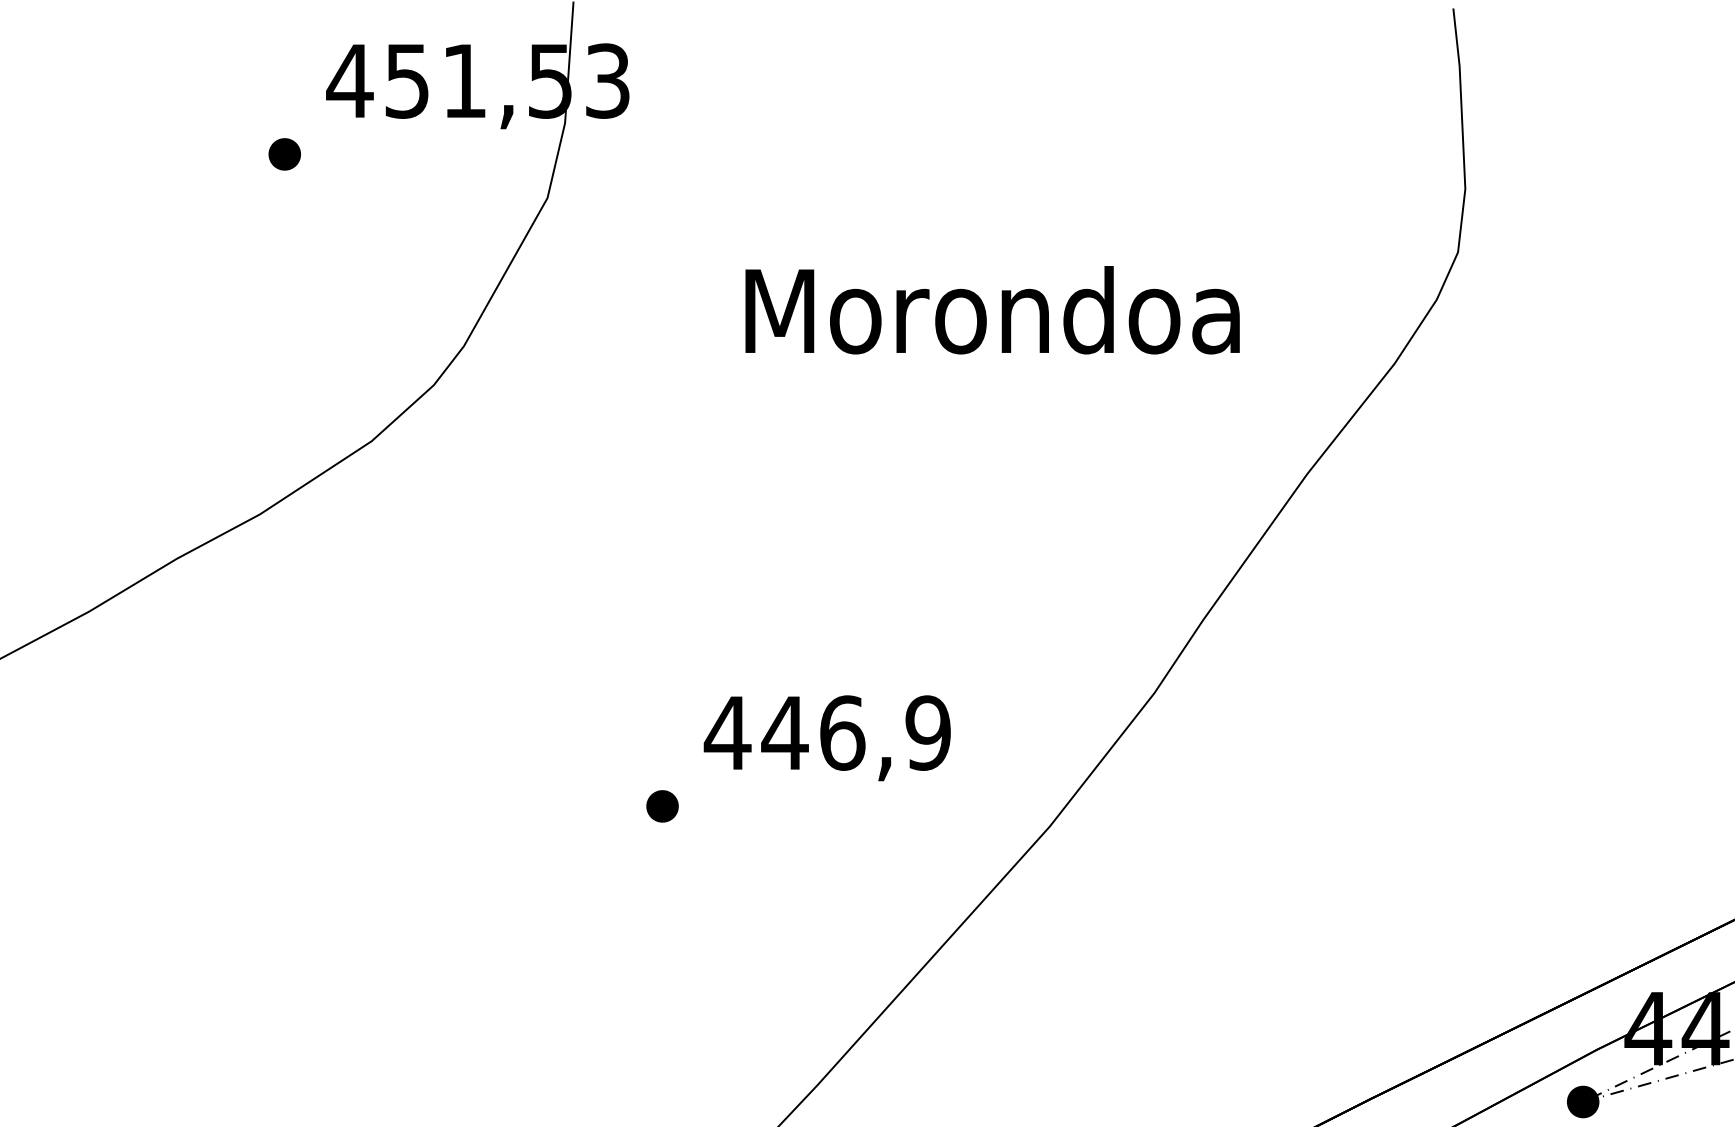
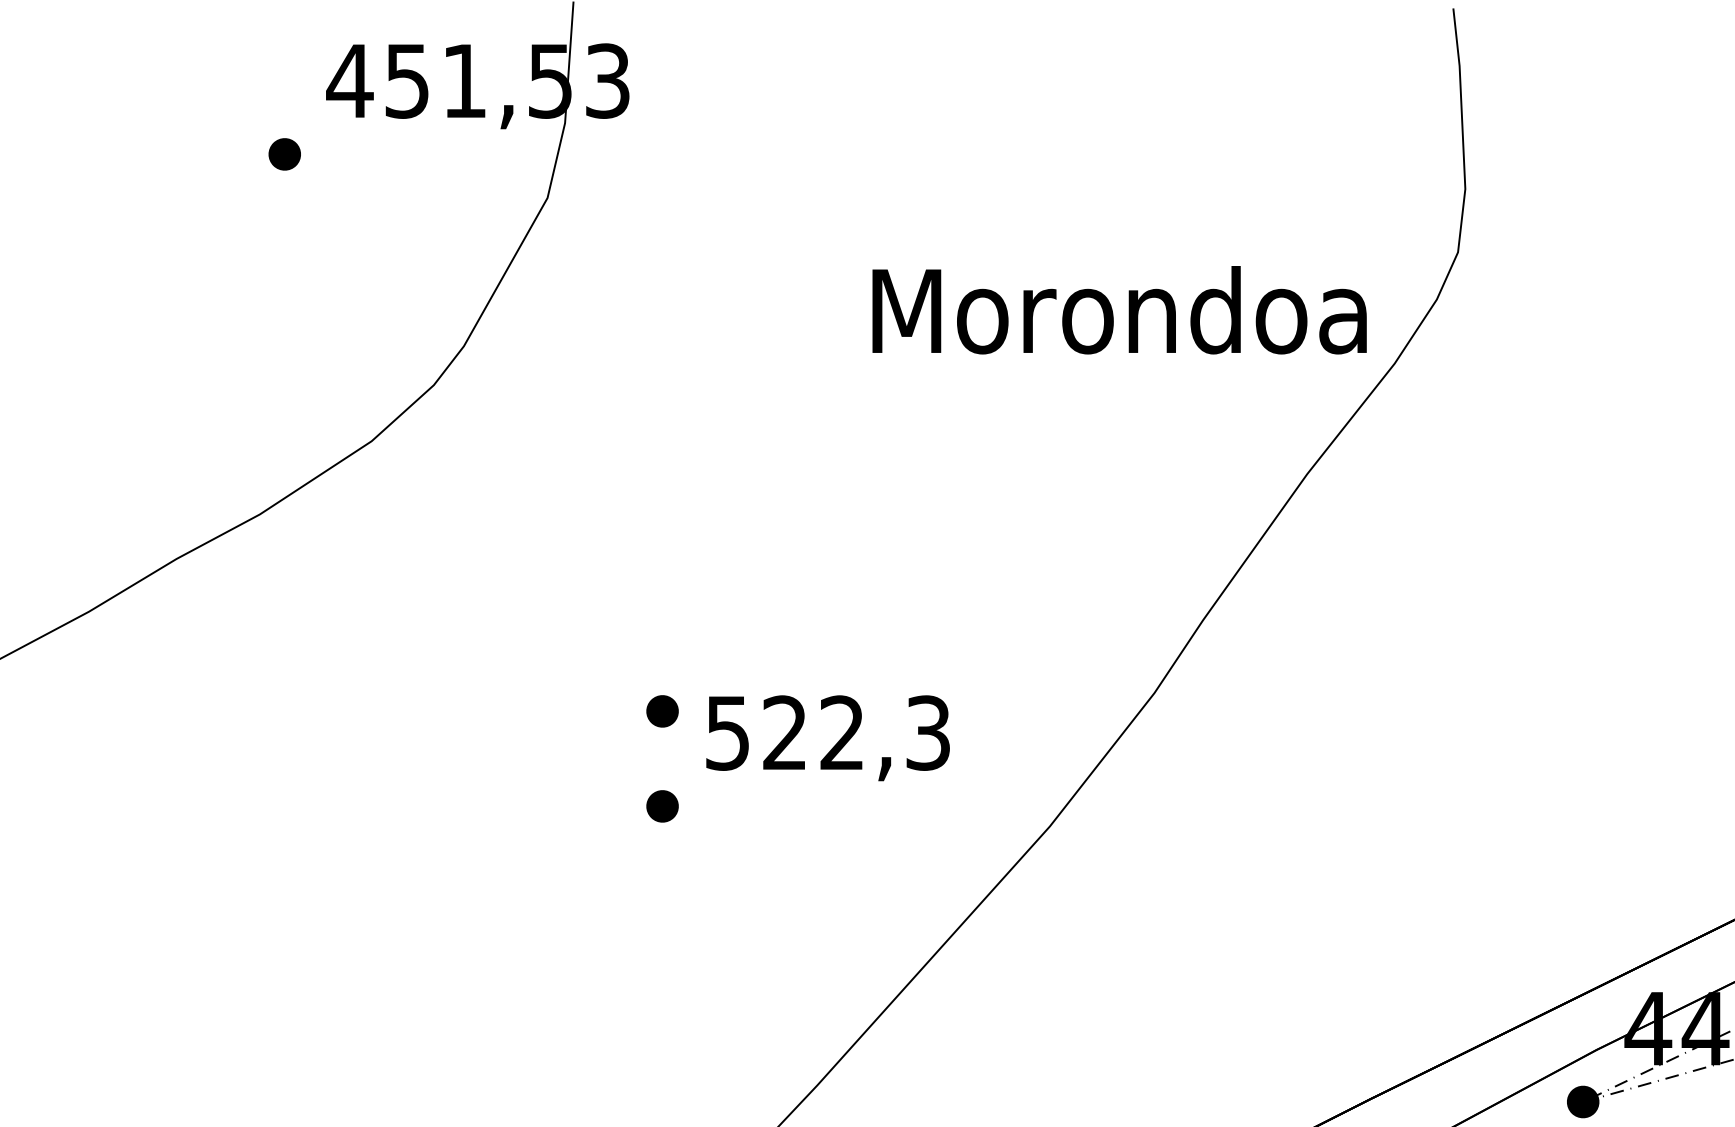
text position: (992, 310) -> (1119, 310) (1119, 310)
part: none -> present (662, 711)
text: 446,9 -> 522,3 (826, 732)
